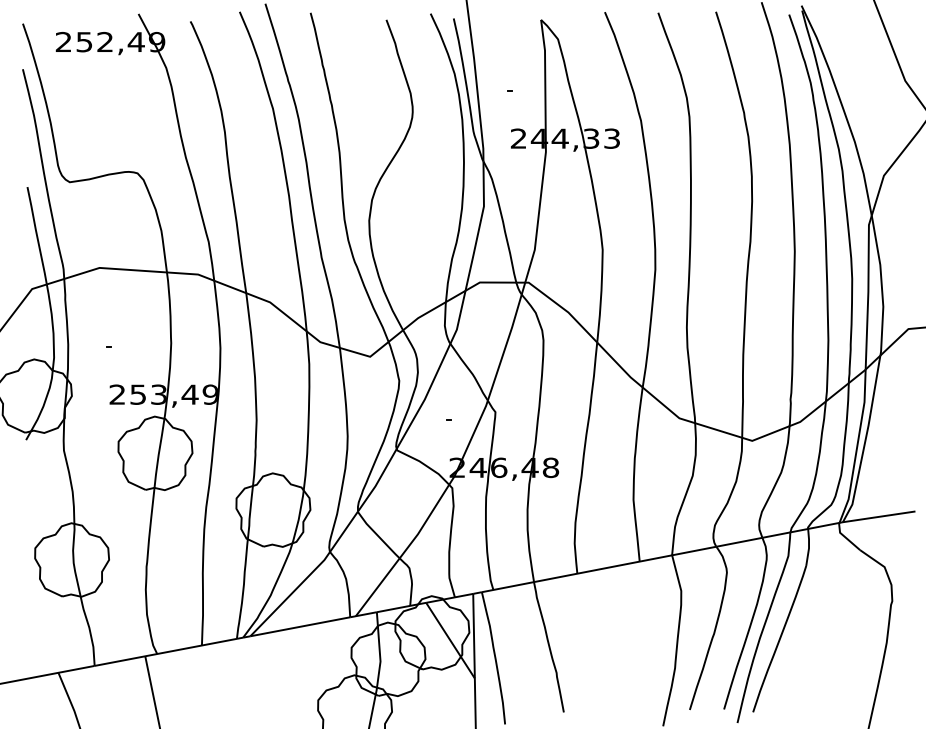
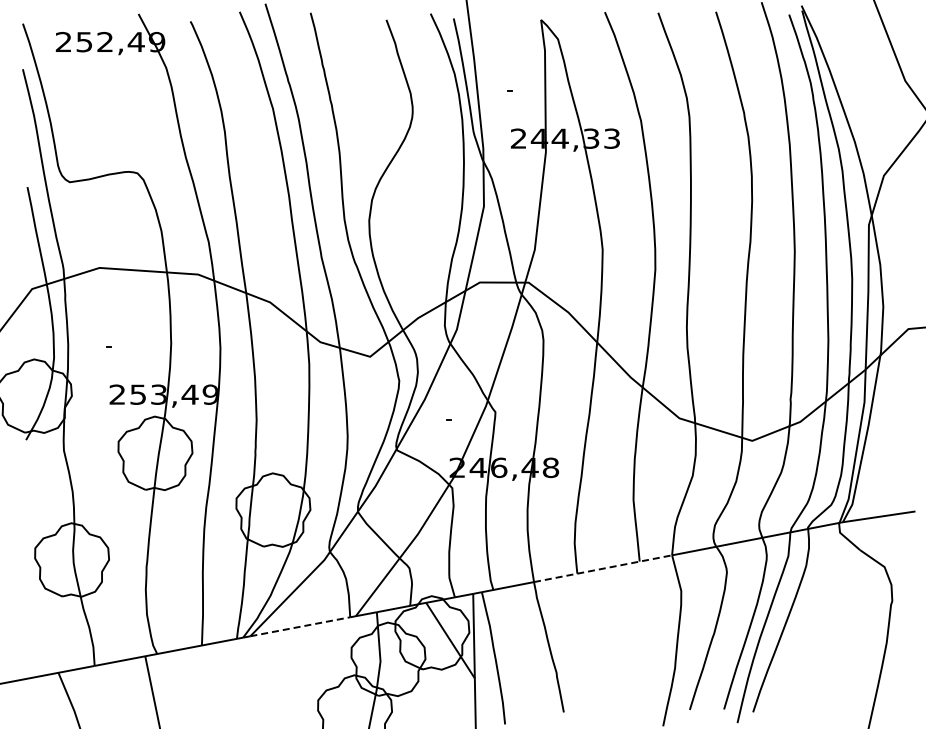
line: solid -> dashed (603, 568)
line: solid -> dashed (300, 626)
